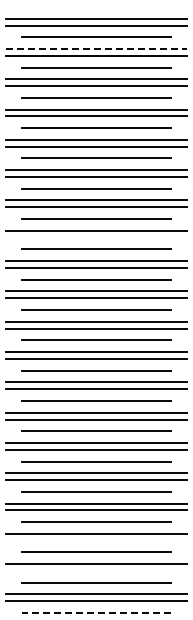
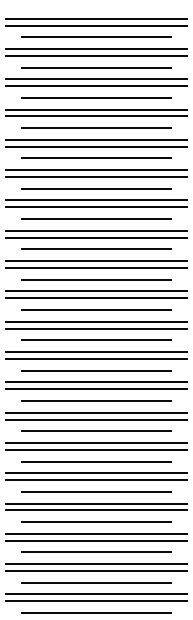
line: dashed -> solid (96, 48)
line: none -> present (96, 237)
line: none -> present (96, 540)
line: none -> present (96, 571)
line: dashed -> solid (96, 613)
